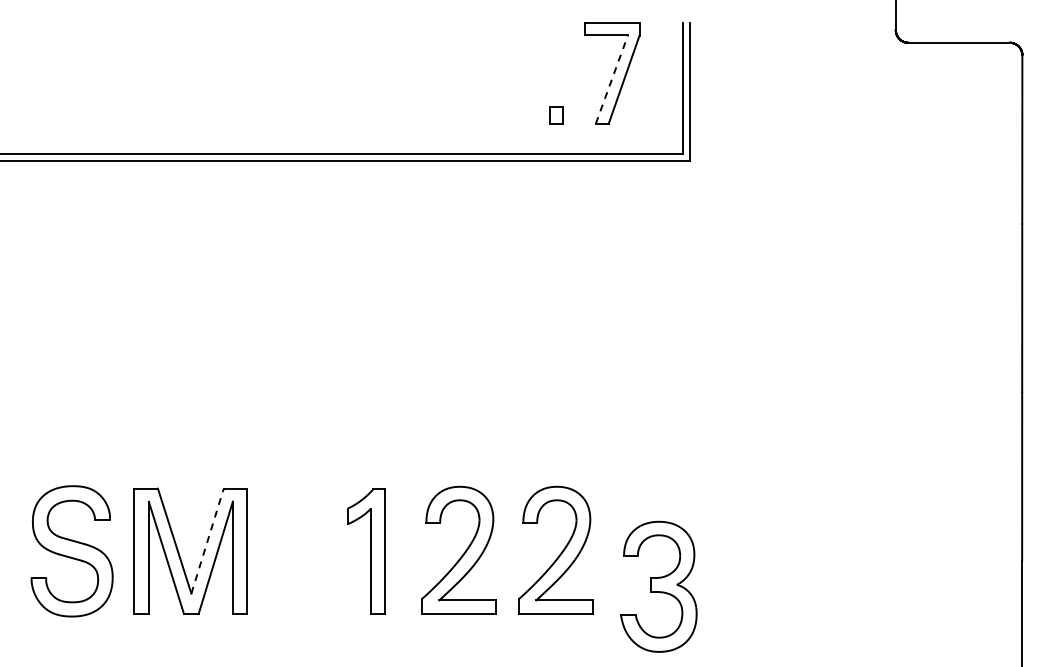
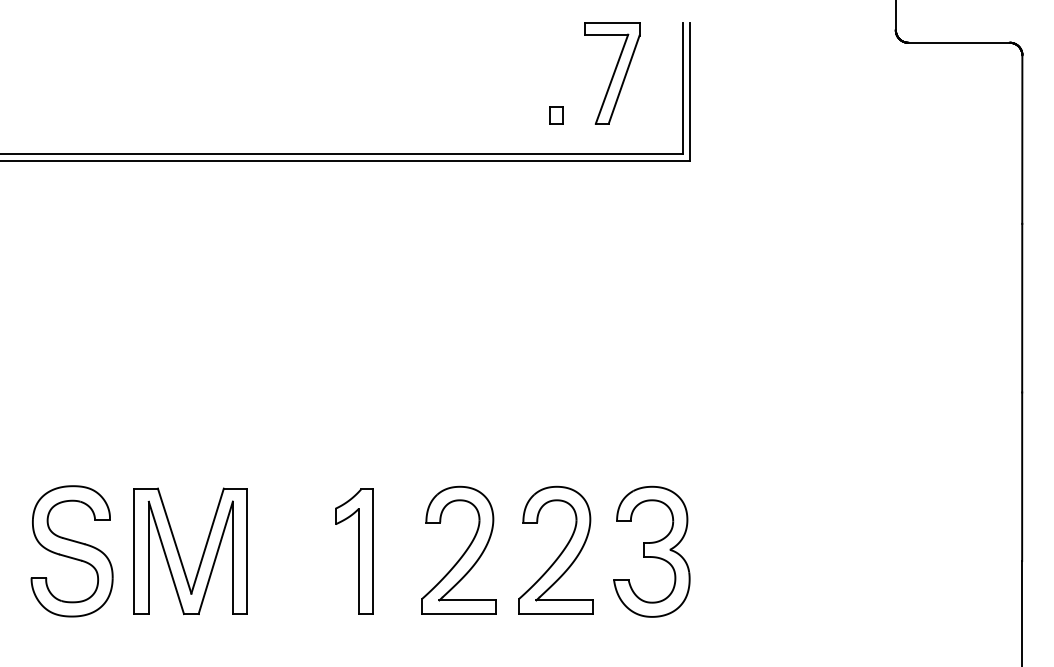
line: dashed -> solid (612, 78)
line: dashed -> solid (207, 541)
part position: (366, 551) -> (354, 551) (354, 551)
part position: (658, 586) -> (651, 551) (651, 551)
